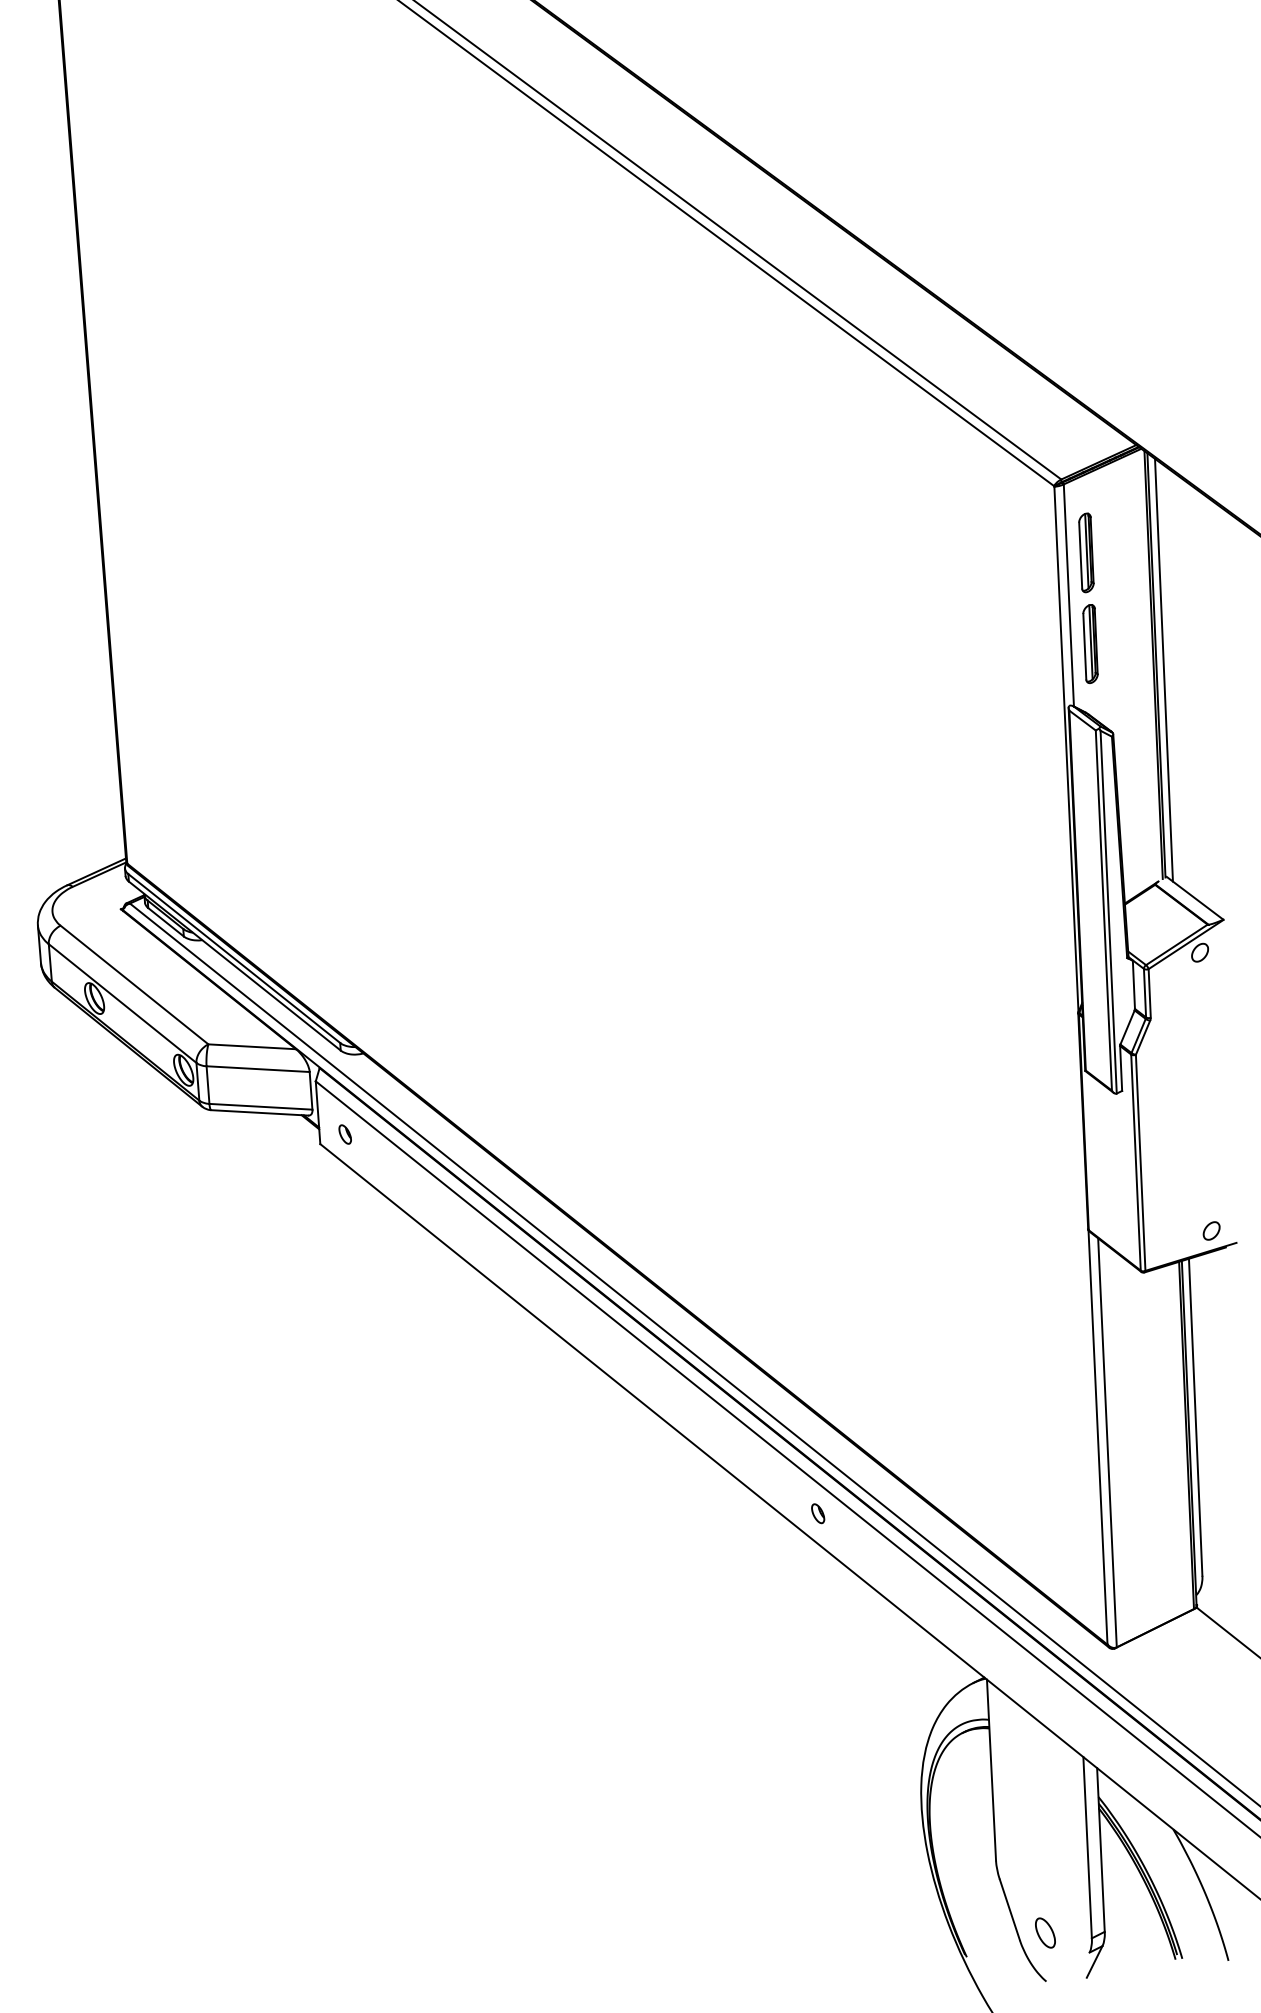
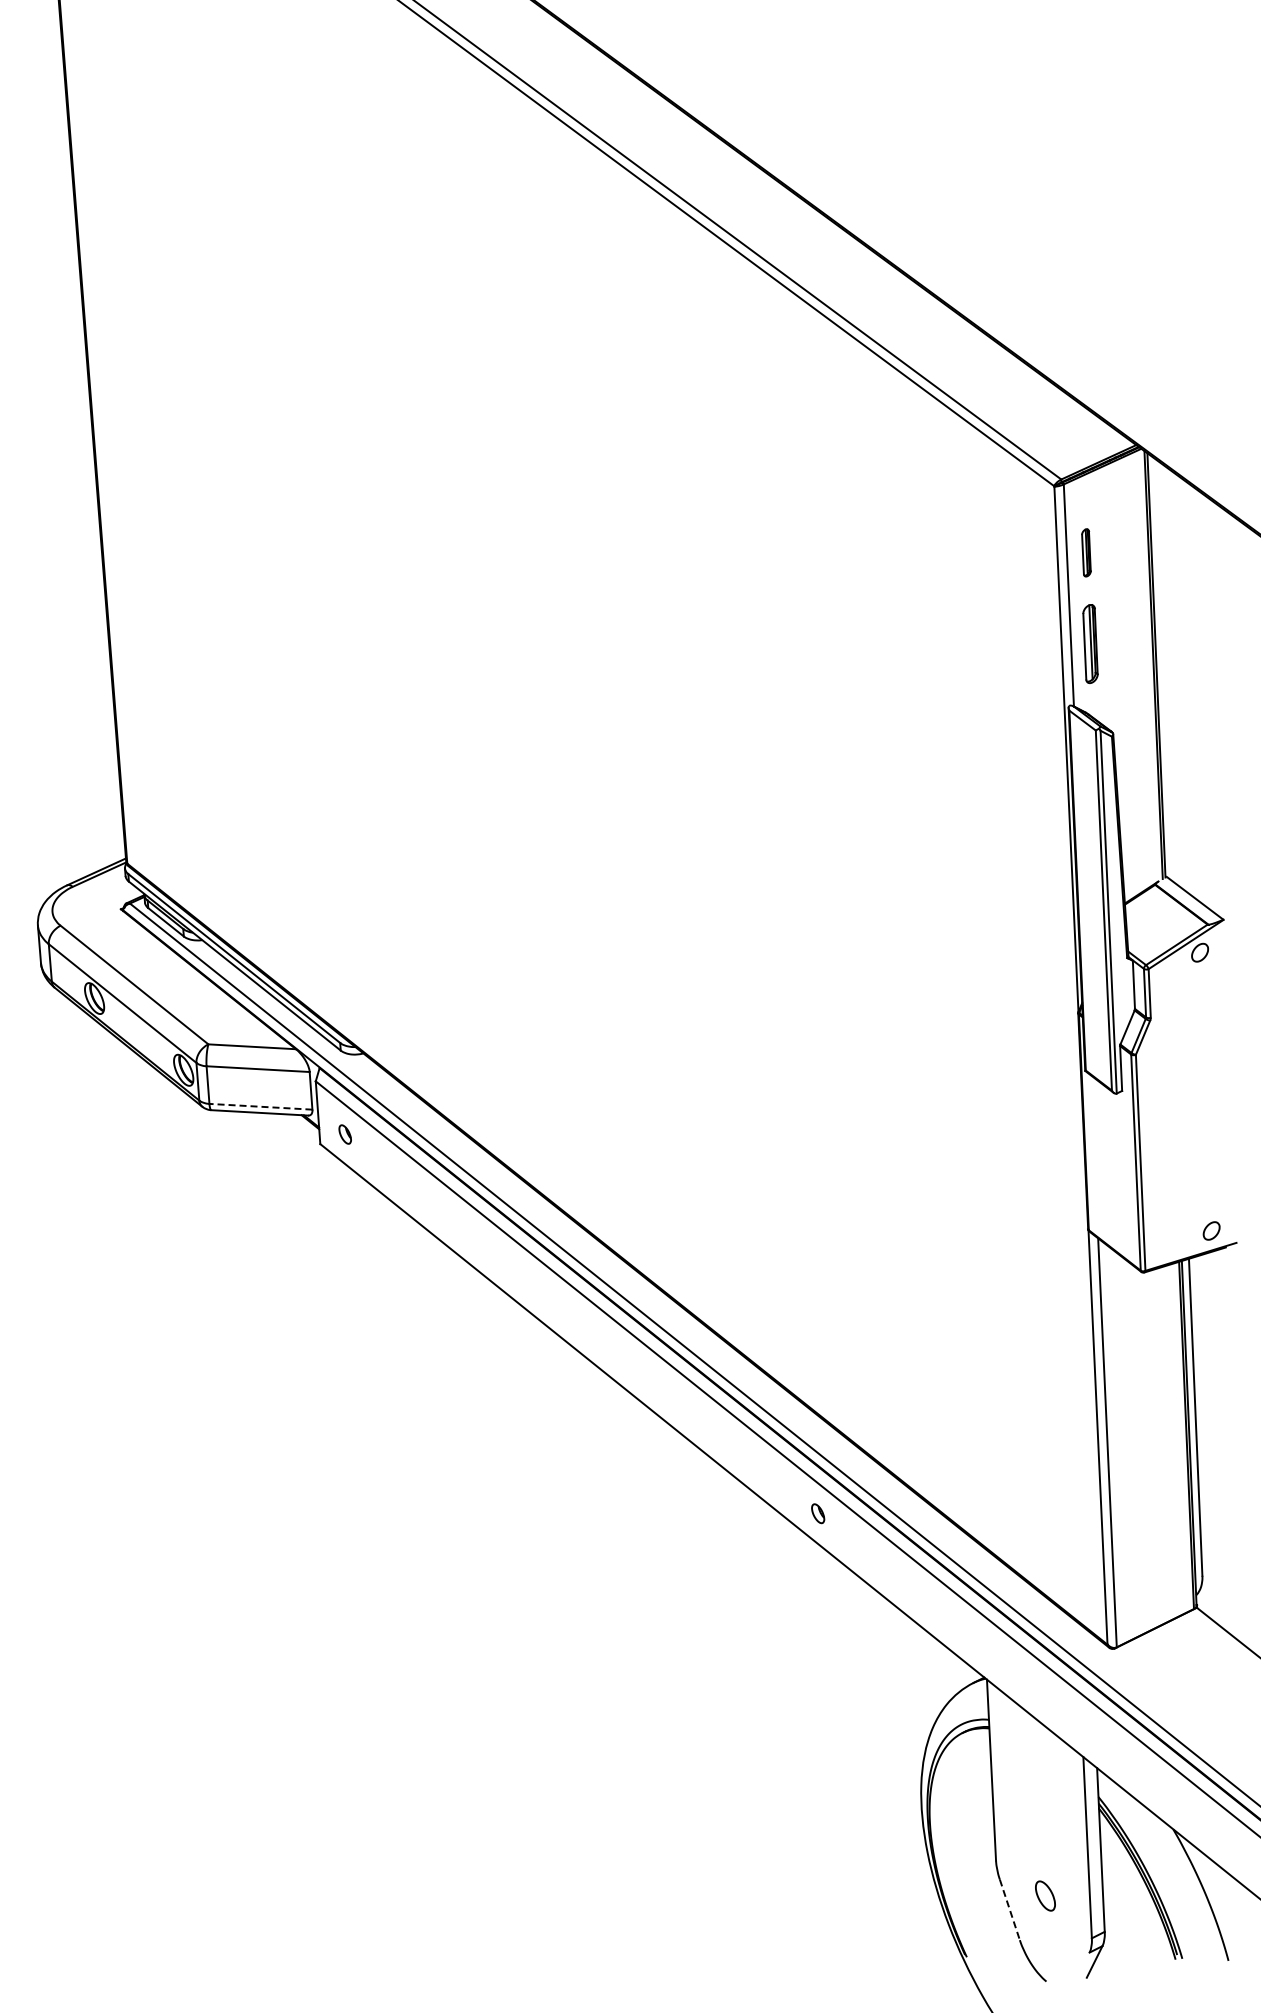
part size: 17x82 px -> 11x50 px (1086, 552)
line: present -> none (1163, 669)
line: solid -> dashed (260, 1106)
line: solid -> dashed (1009, 1909)
part position: (1045, 1932) -> (1045, 1895) (1045, 1895)
